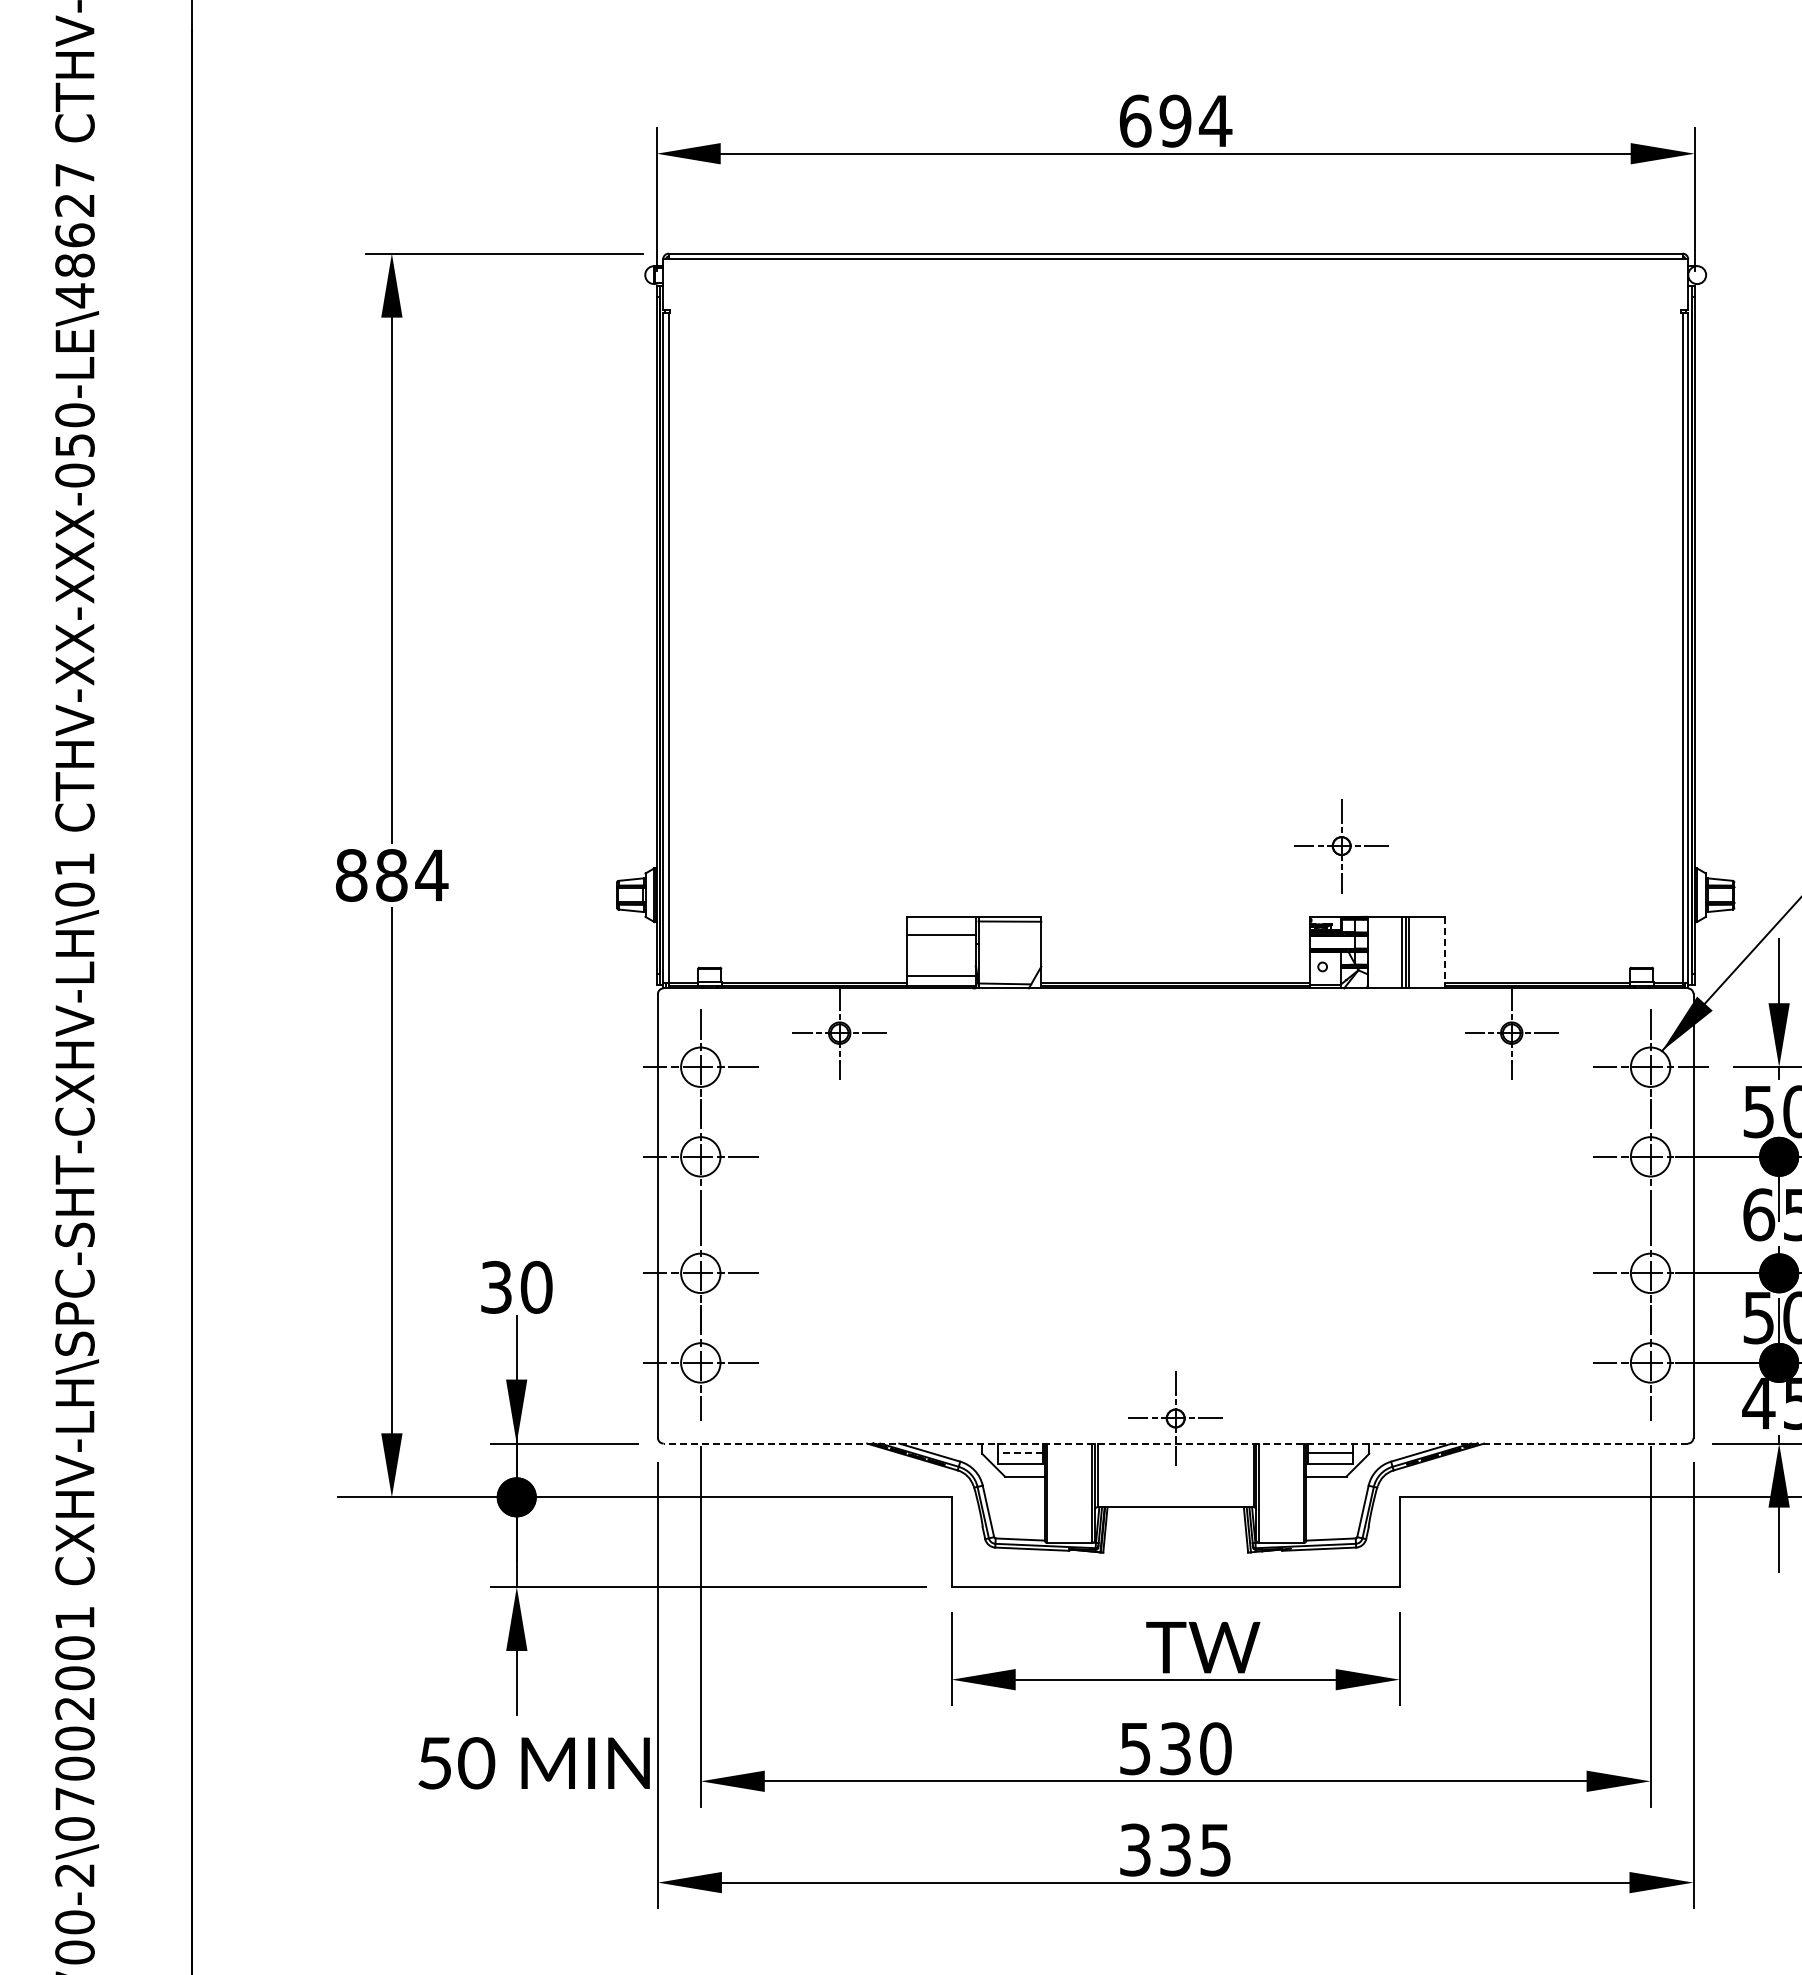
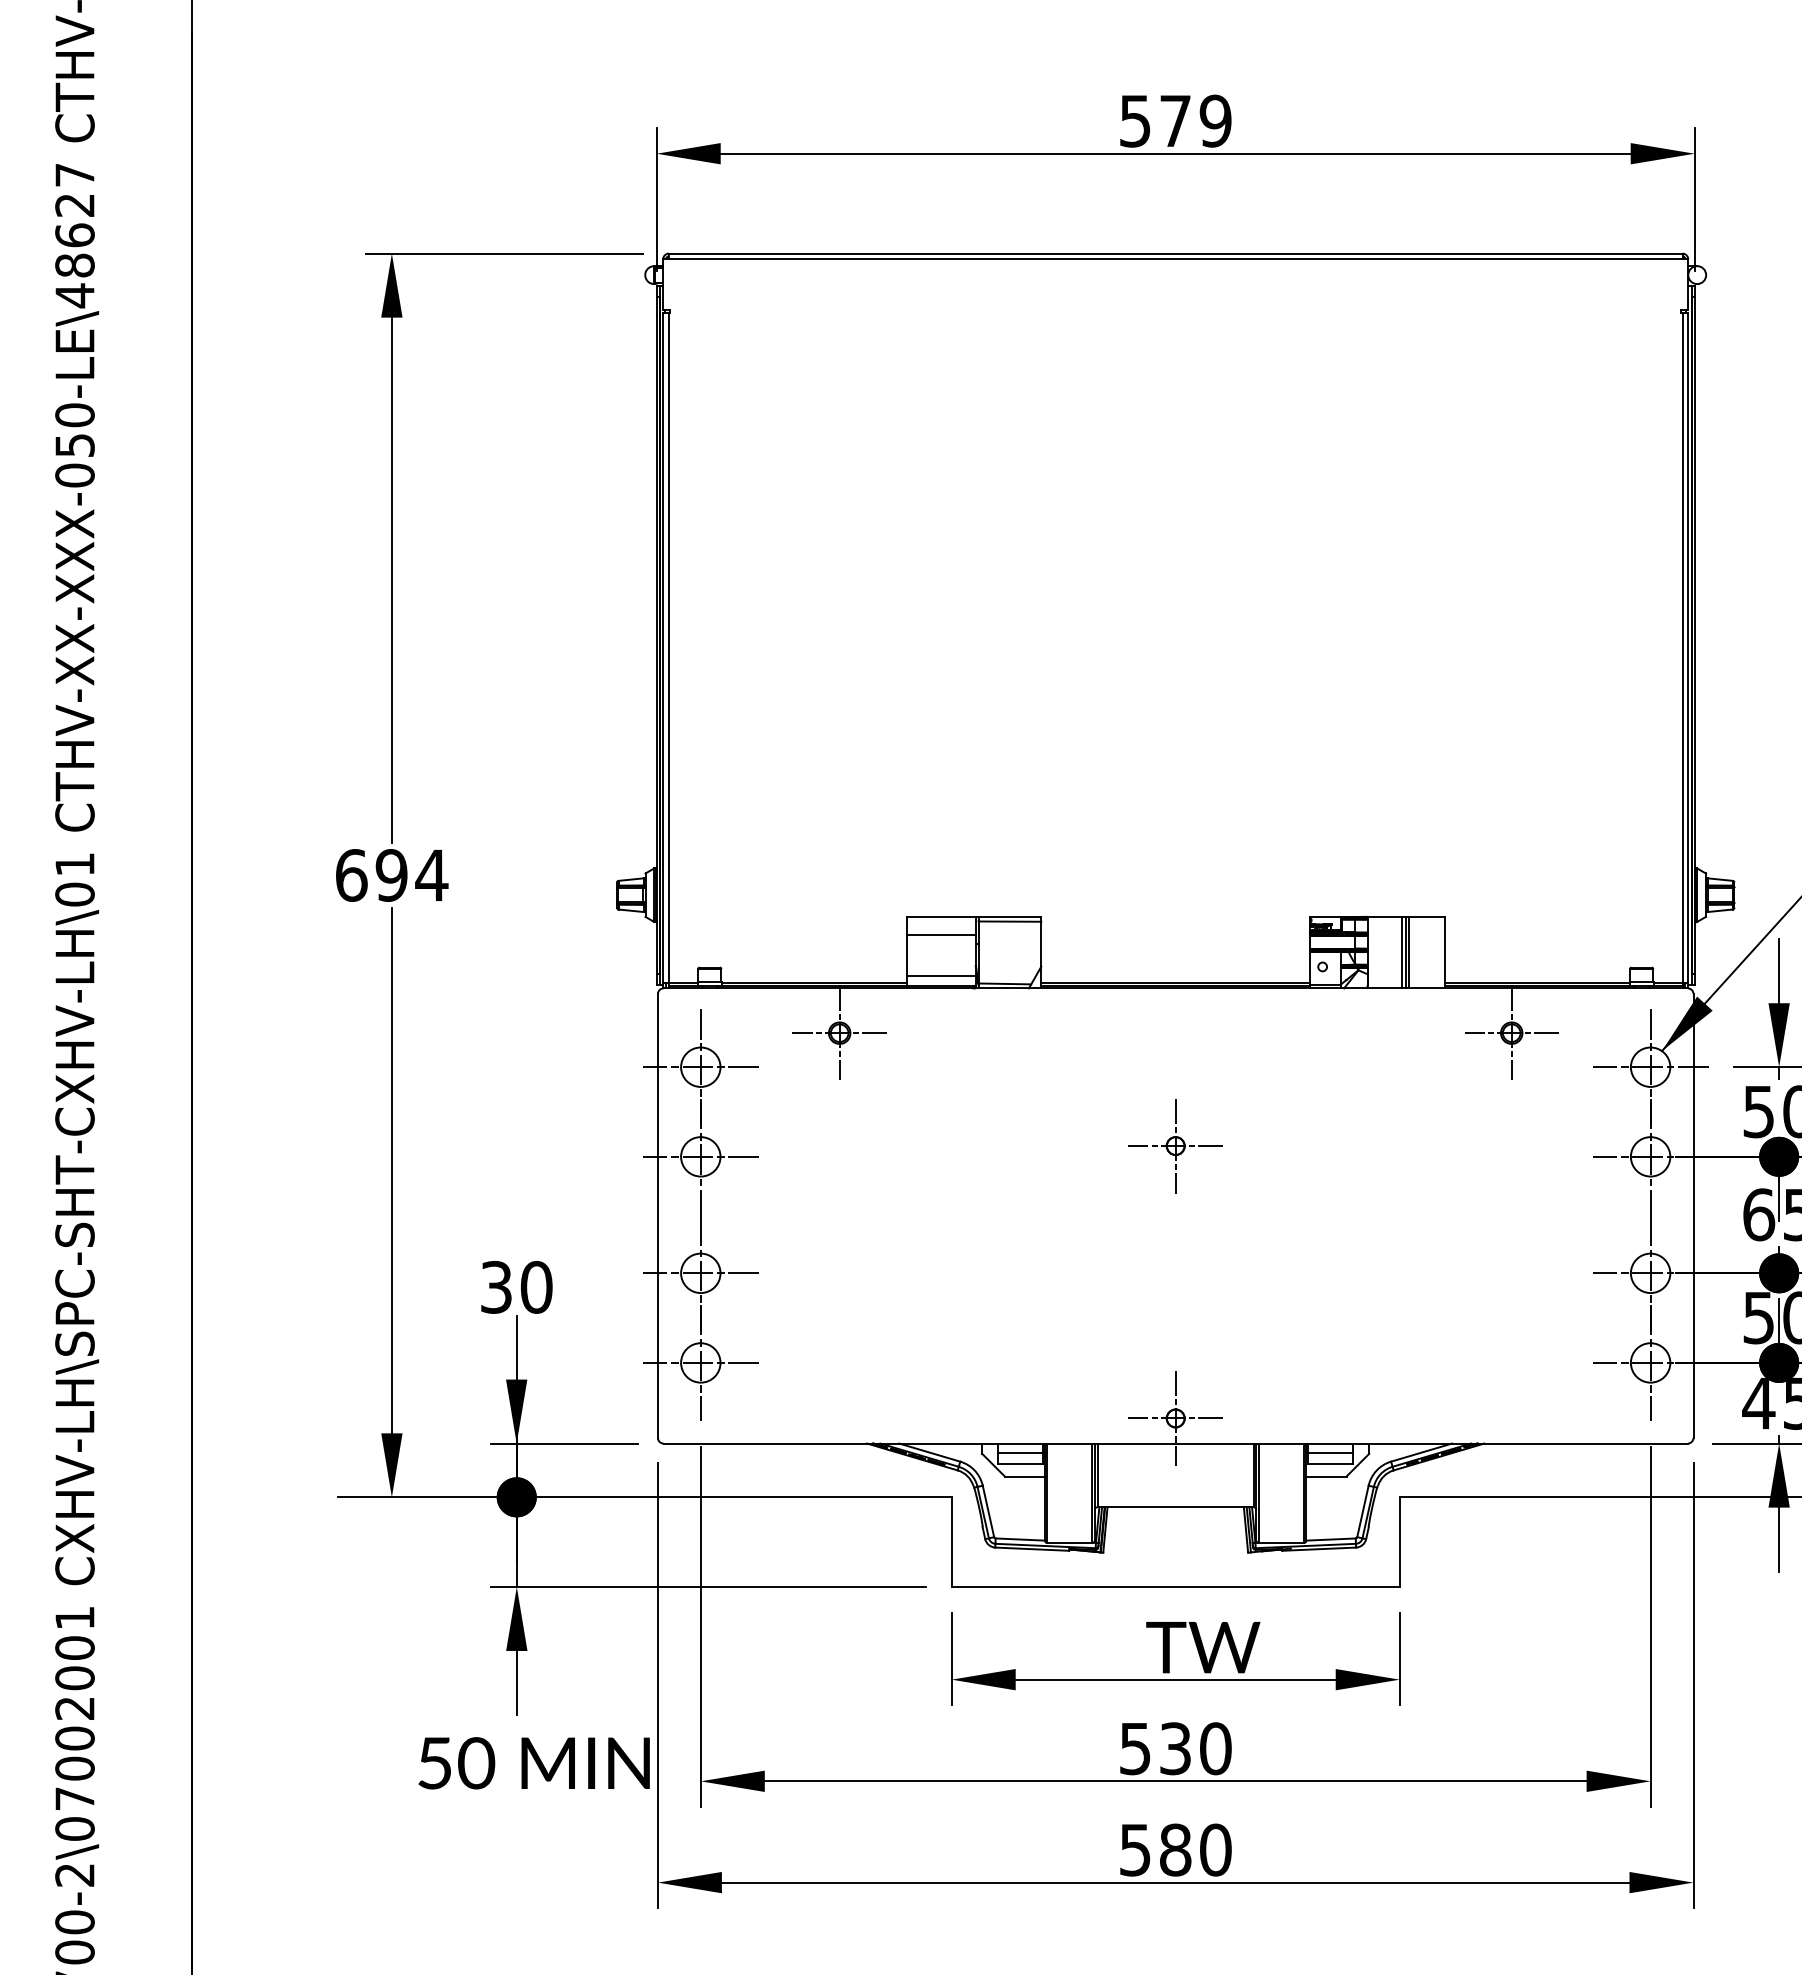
text: 694 -> 579 (1175, 120)
part position: (1341, 846) -> (1175, 1146) (1175, 1146)
text: 884 -> 694 (371, 875)
line: dashed -> solid (1444, 949)
line: dashed -> solid (1175, 1443)
line: dashed -> solid (1020, 1453)
text: 335 -> 580 (1175, 1849)
